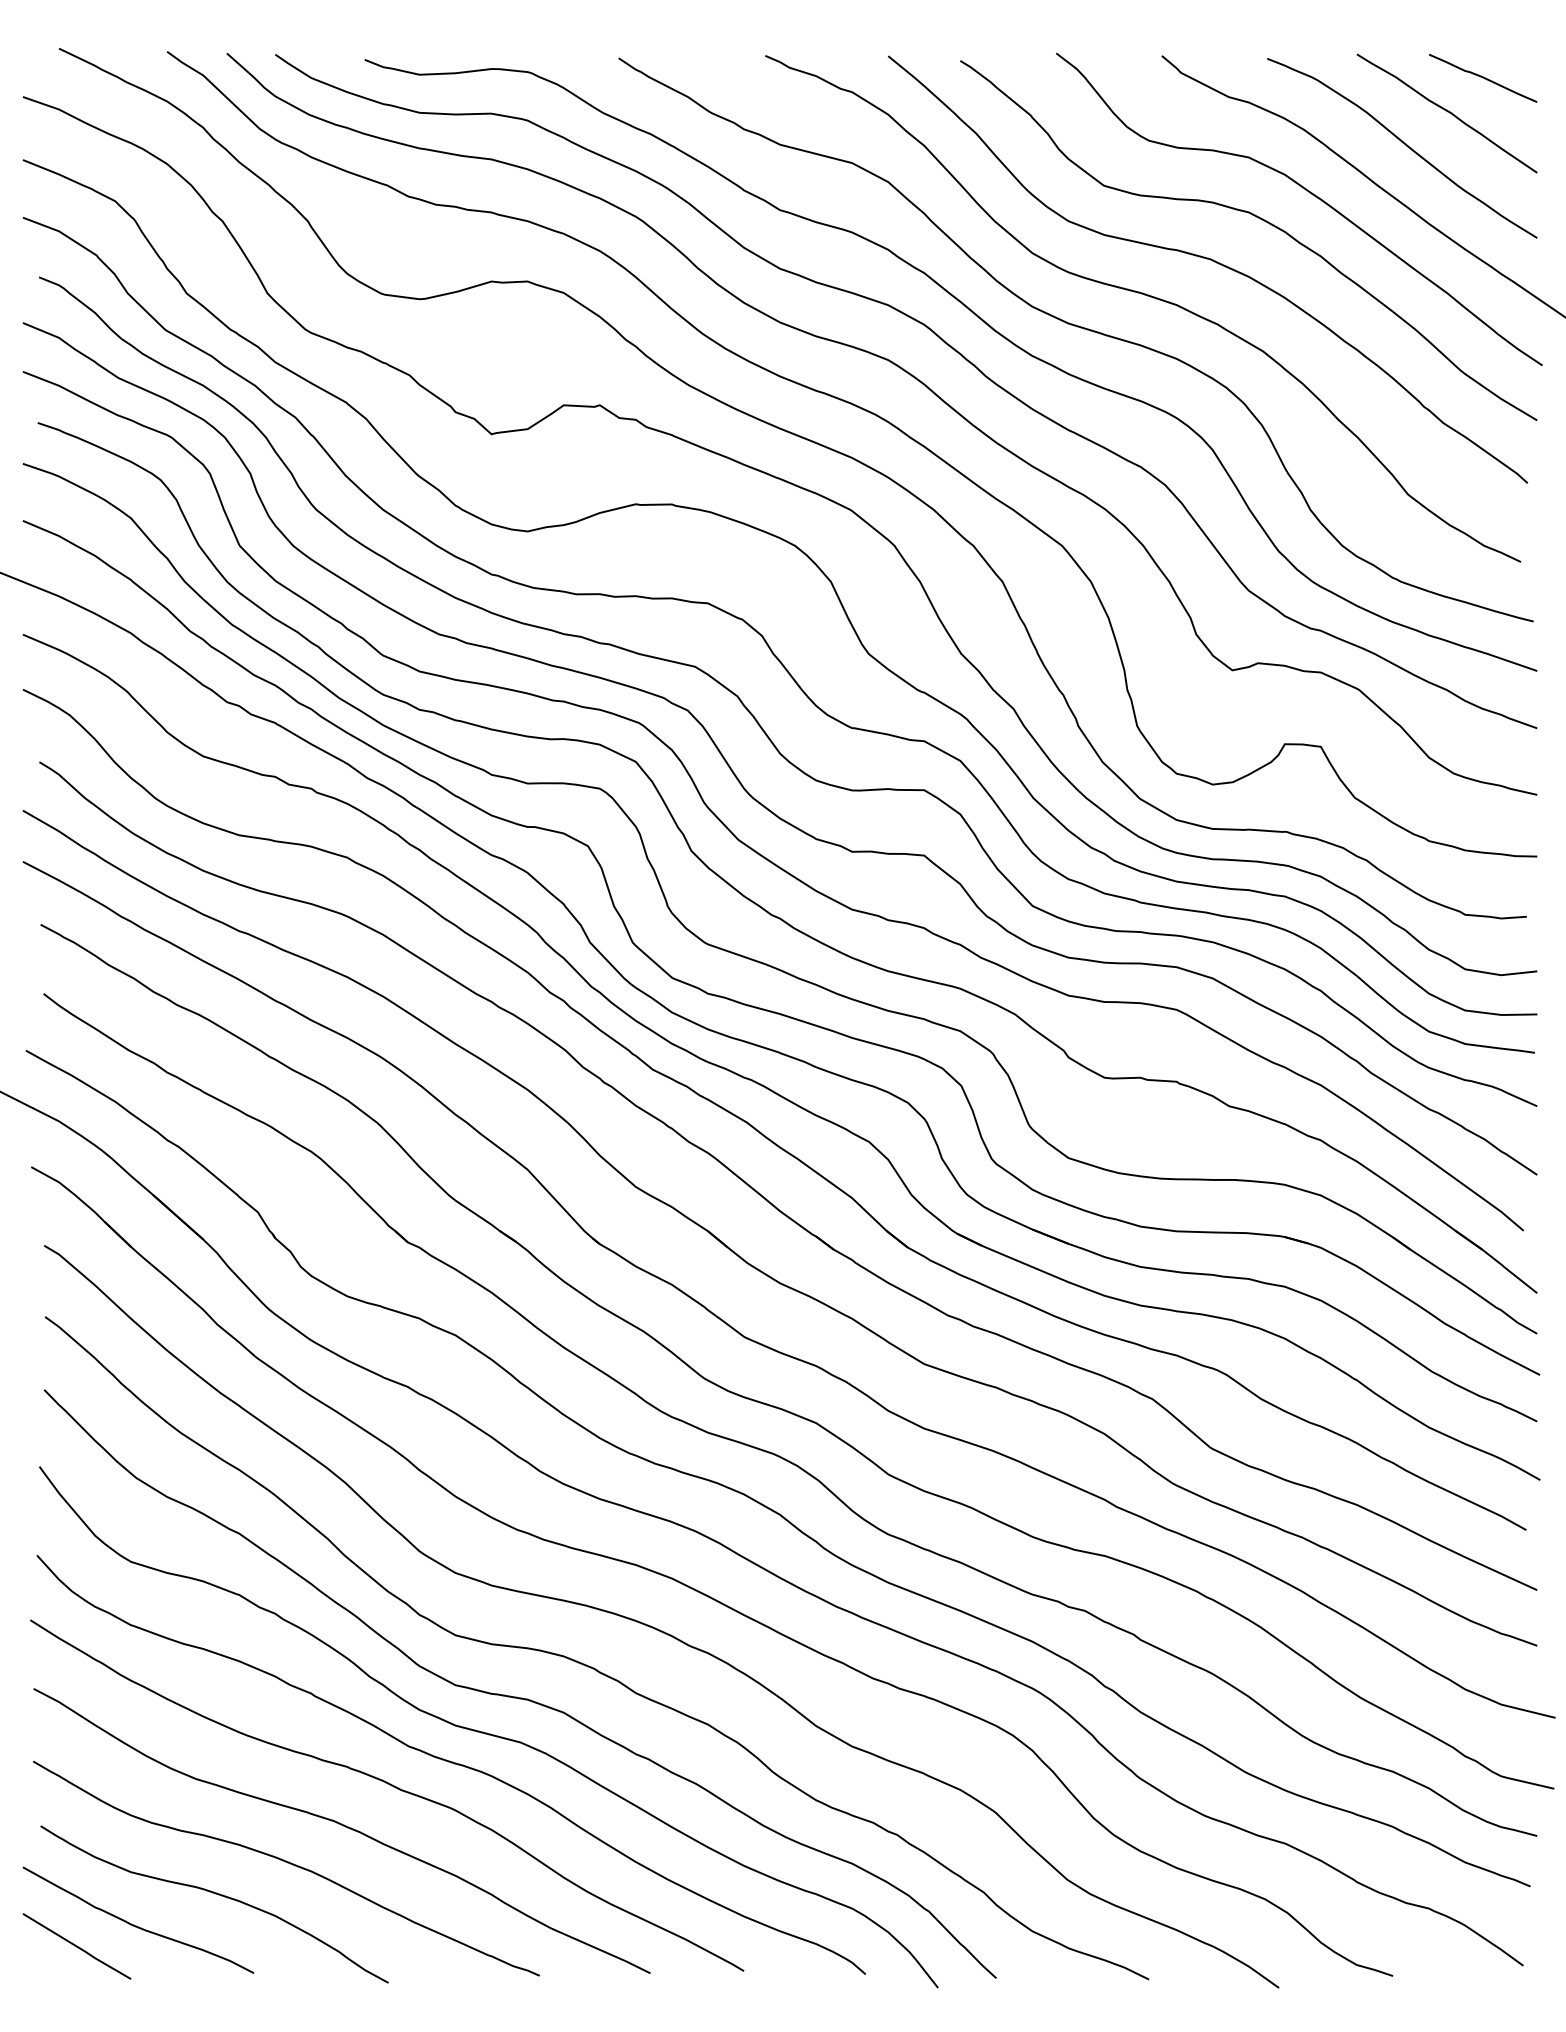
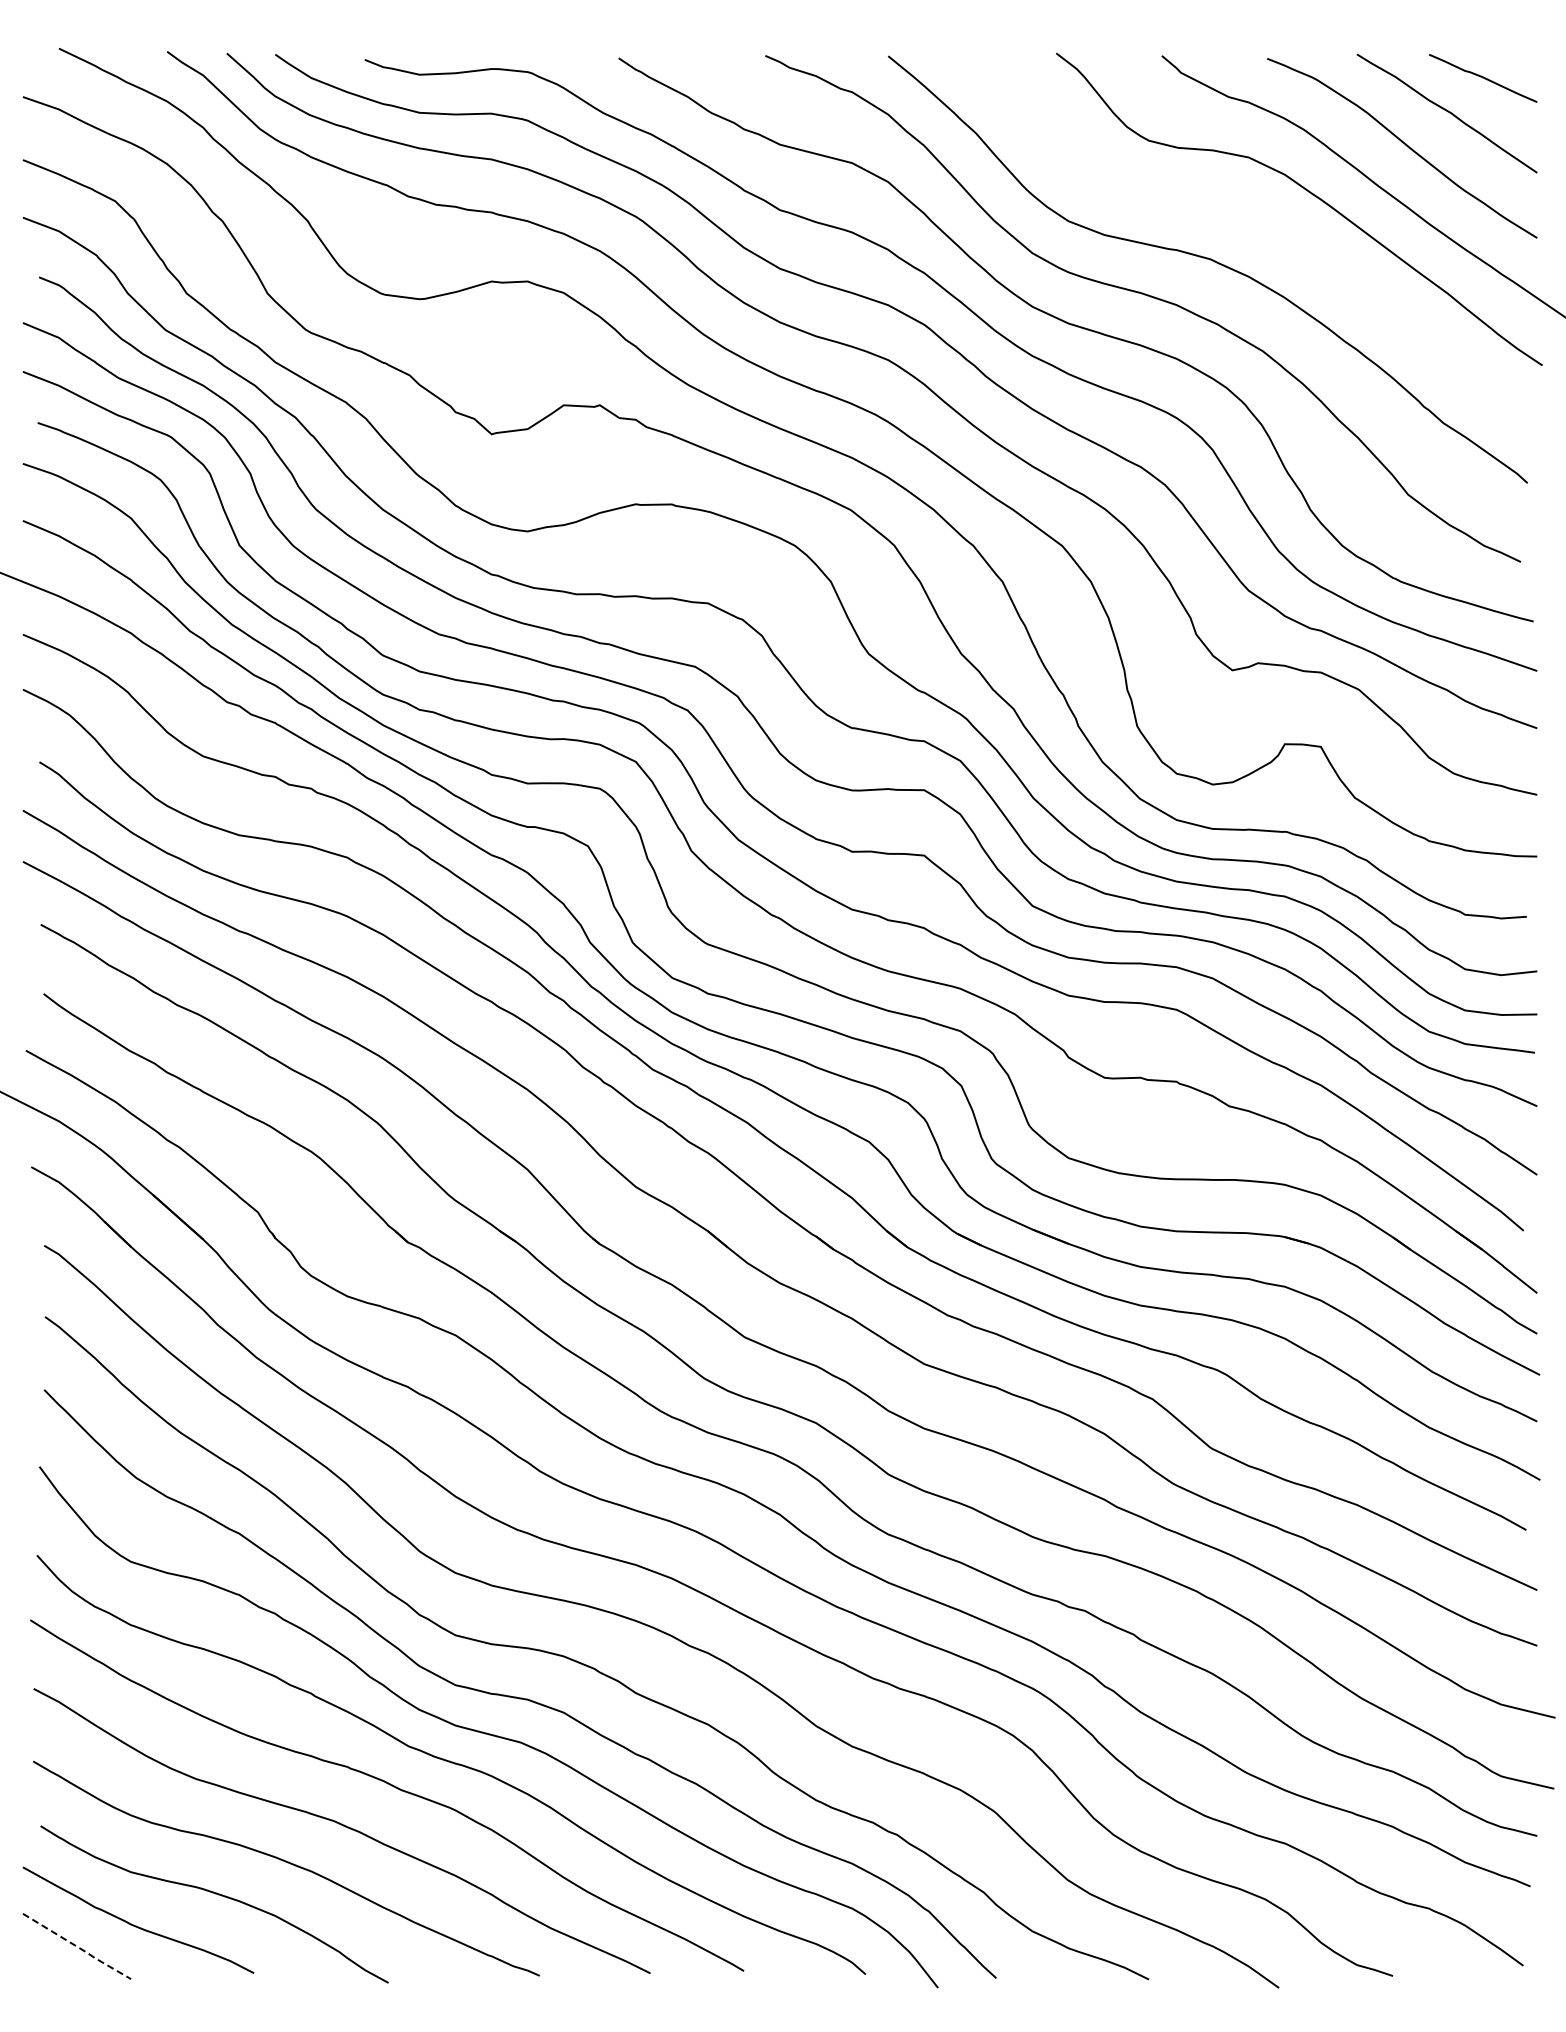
curve: present -> none (1258, 218)
line: solid -> dashed (78, 1947)
